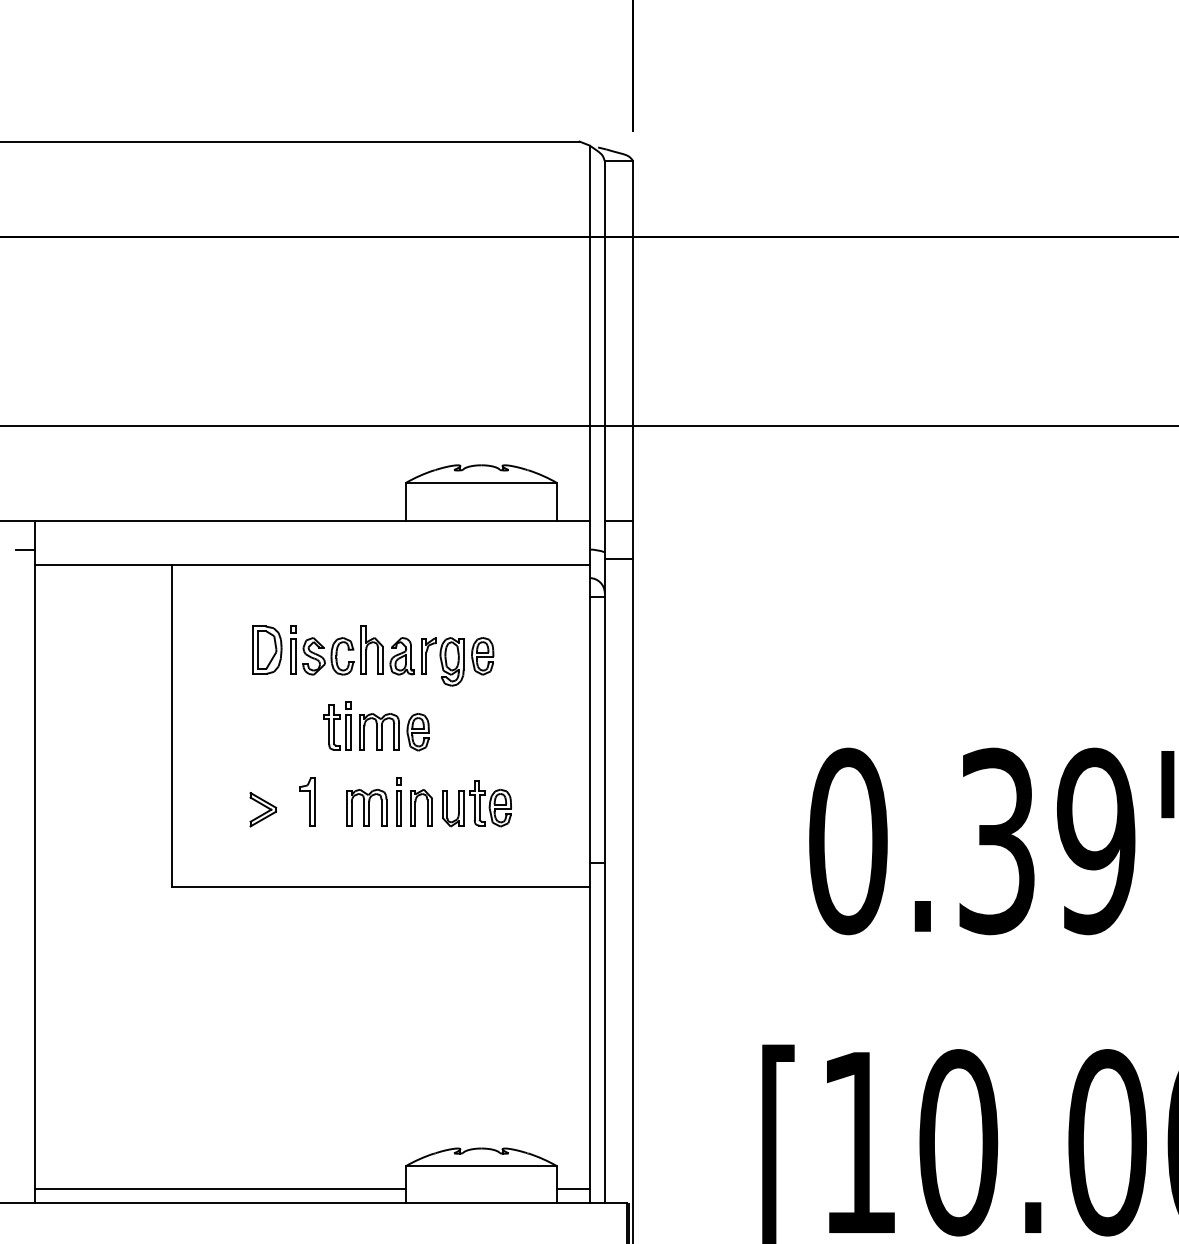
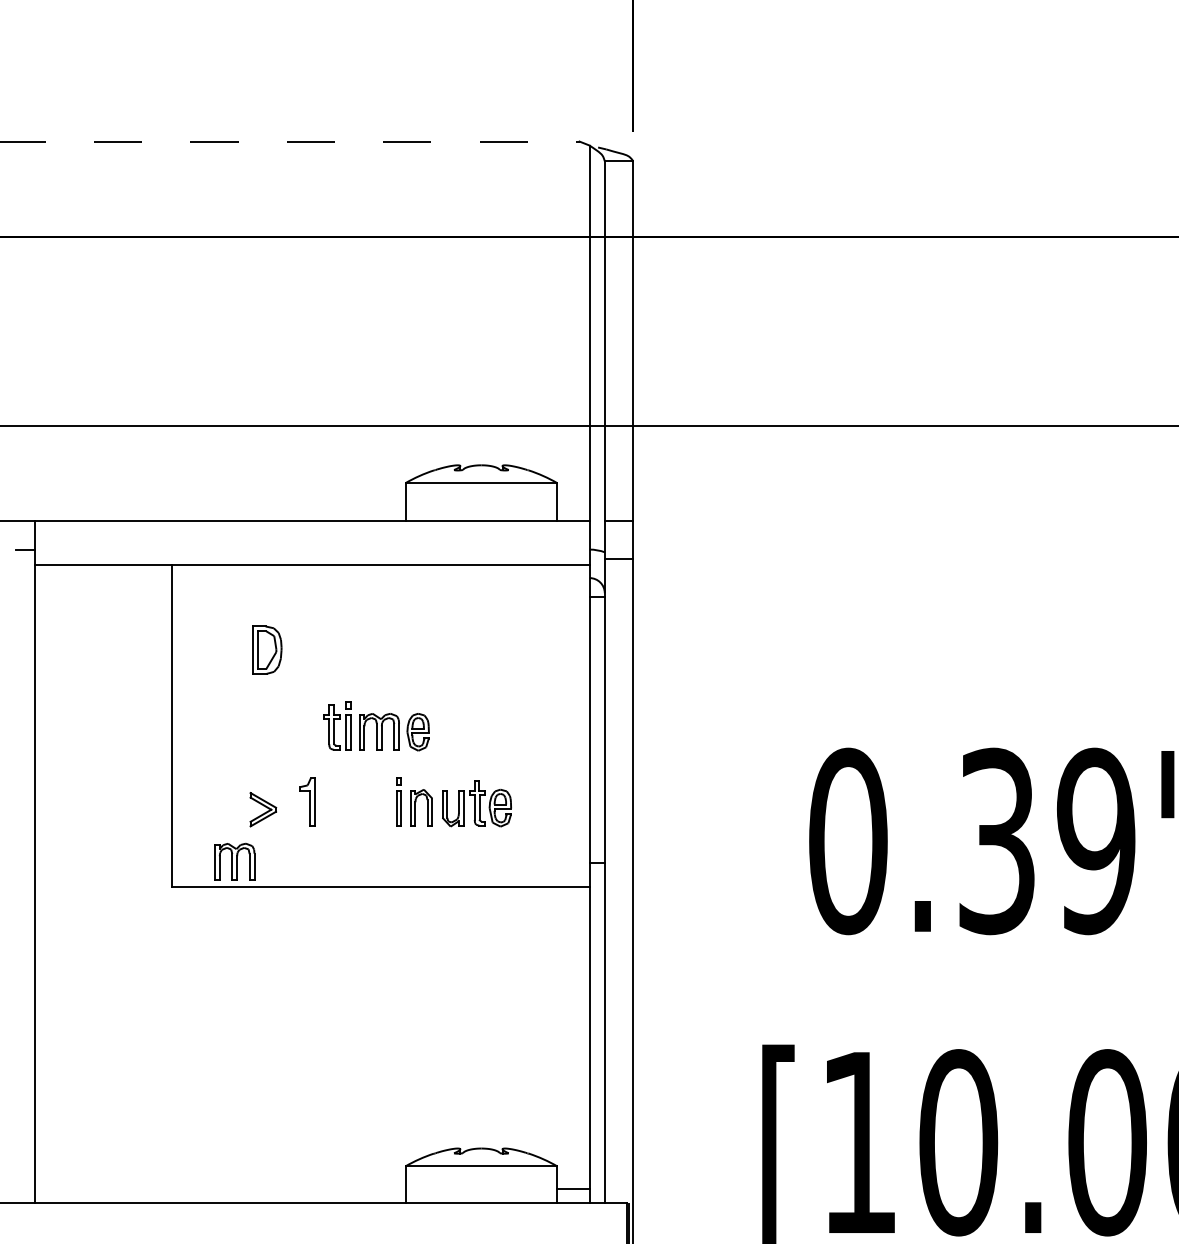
line: solid -> dashed (290, 141)
part: present -> none (392, 655)
part position: (366, 807) -> (234, 861) (234, 861)
line: present -> none (220, 1189)
